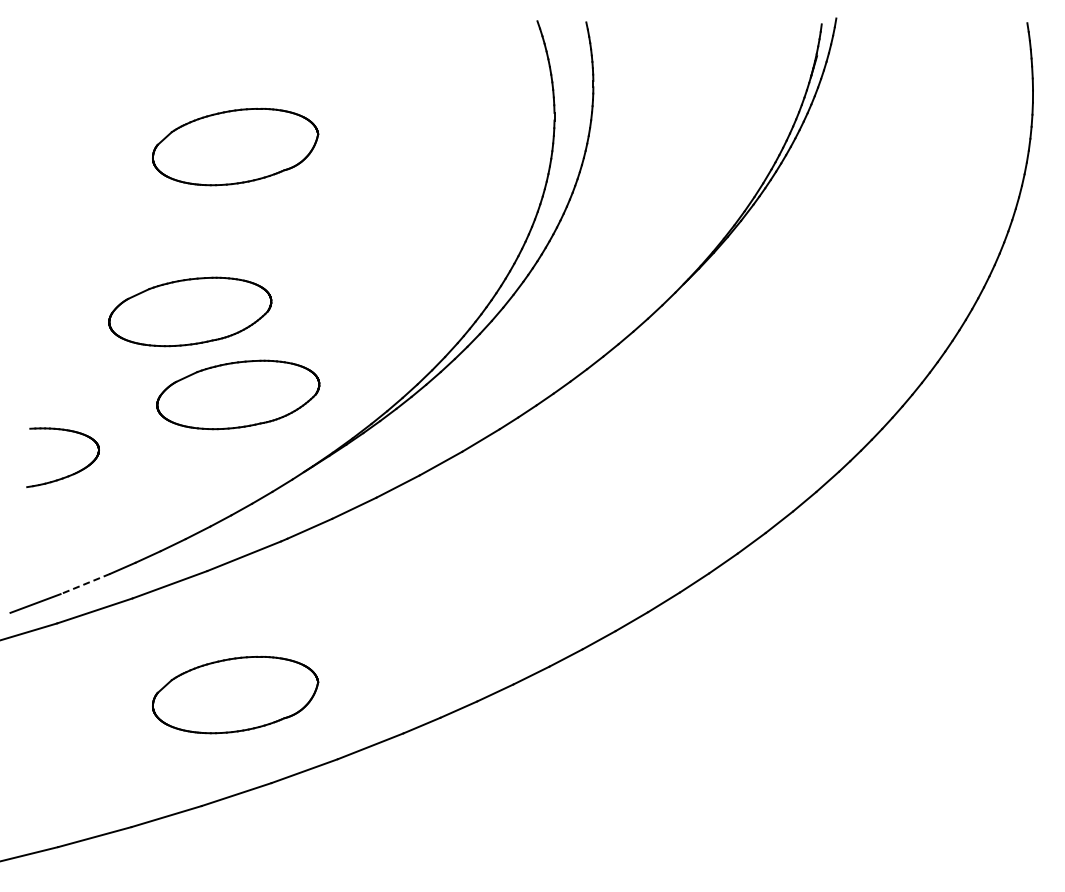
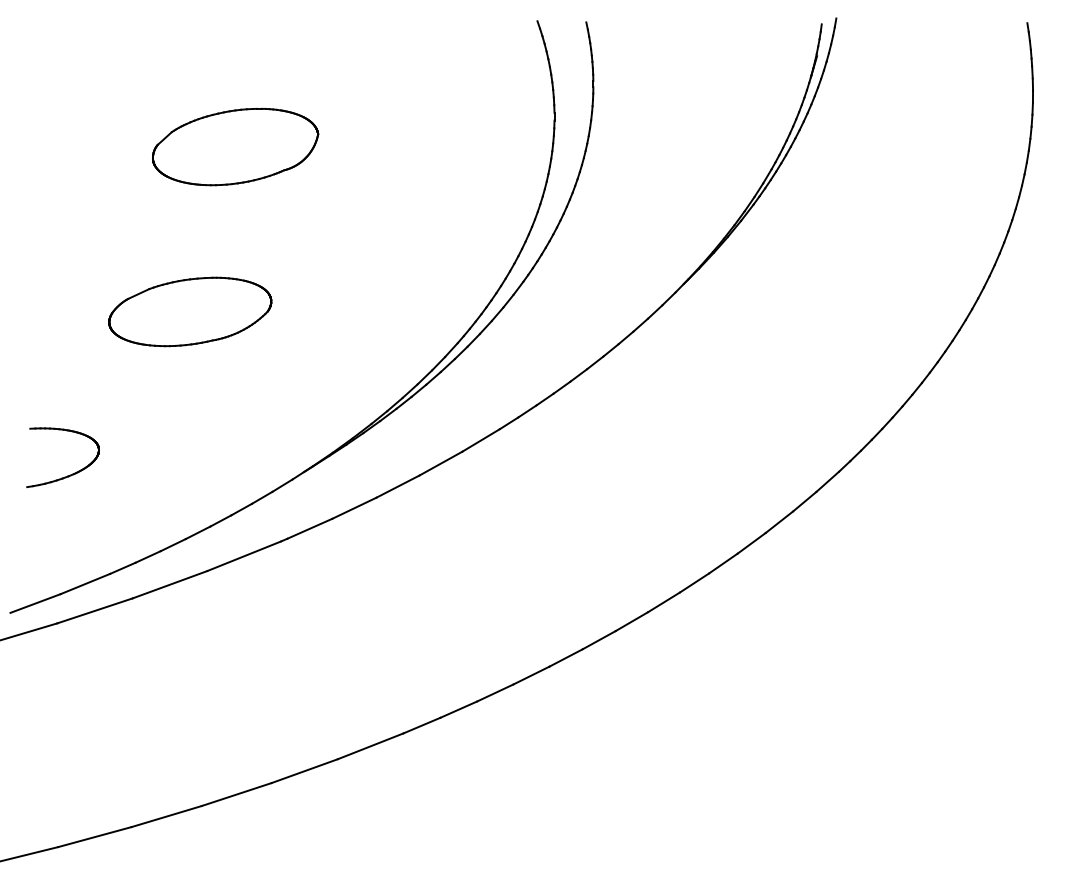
part: present -> none (238, 394)
line: dashed -> solid (85, 584)
part: present -> none (235, 694)
